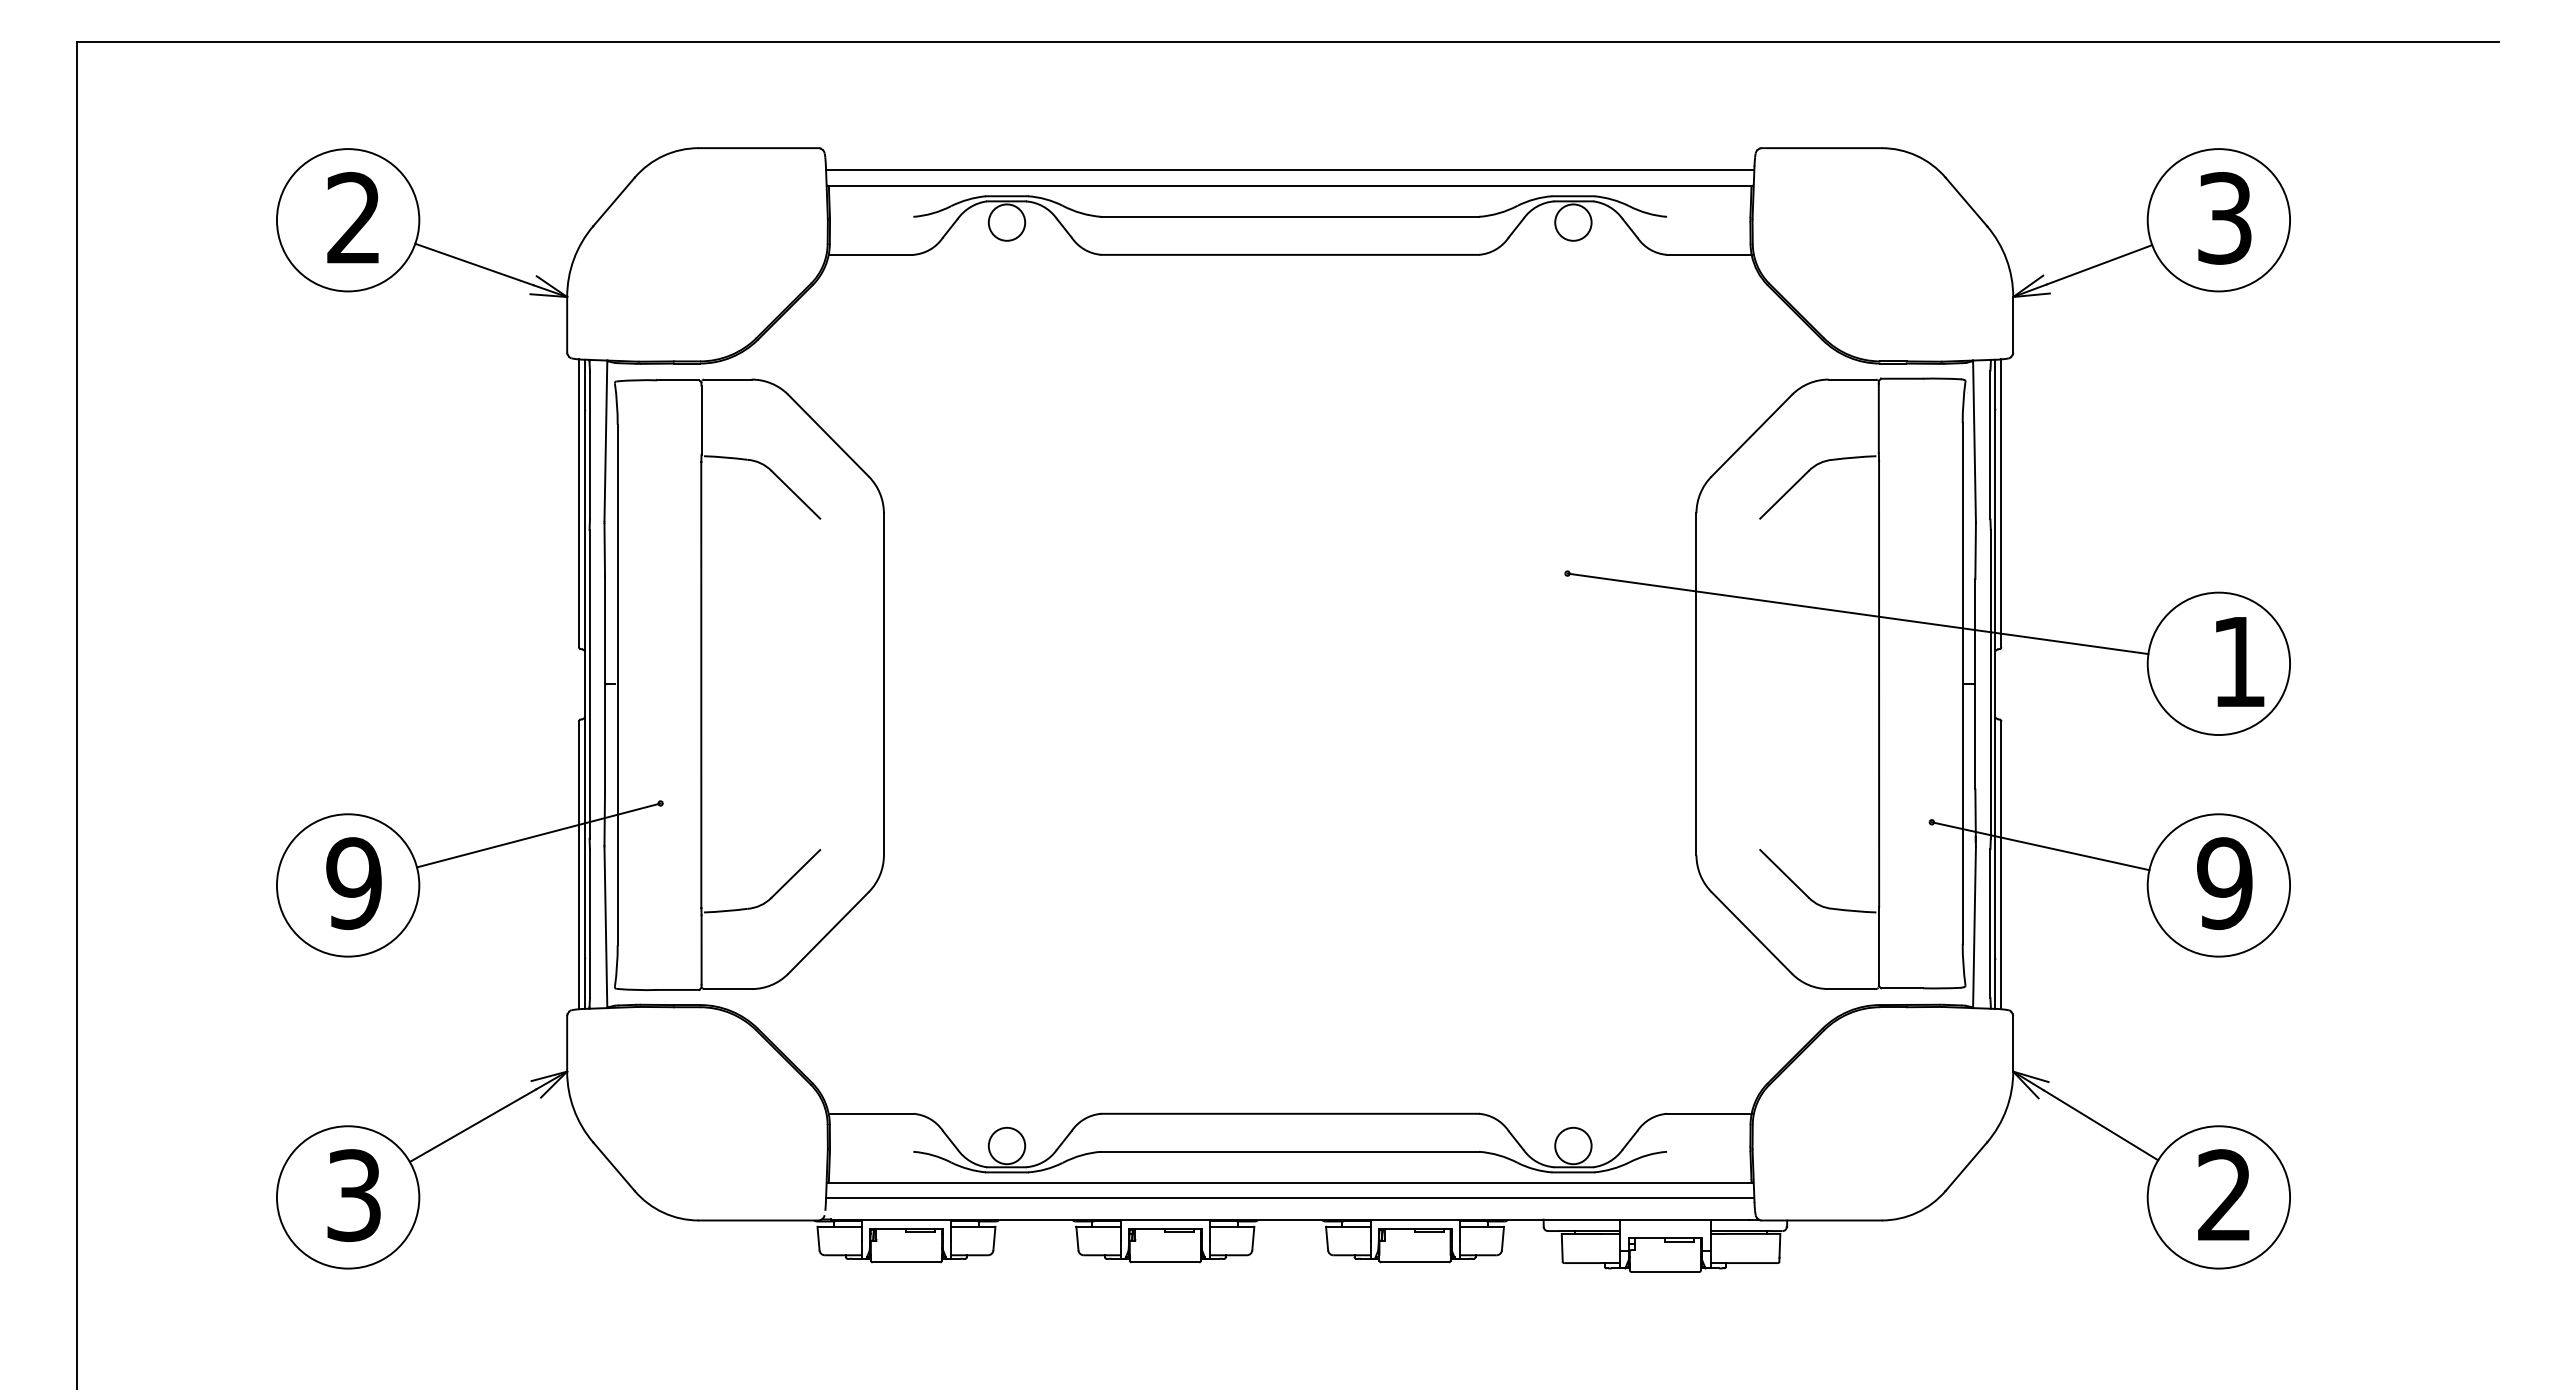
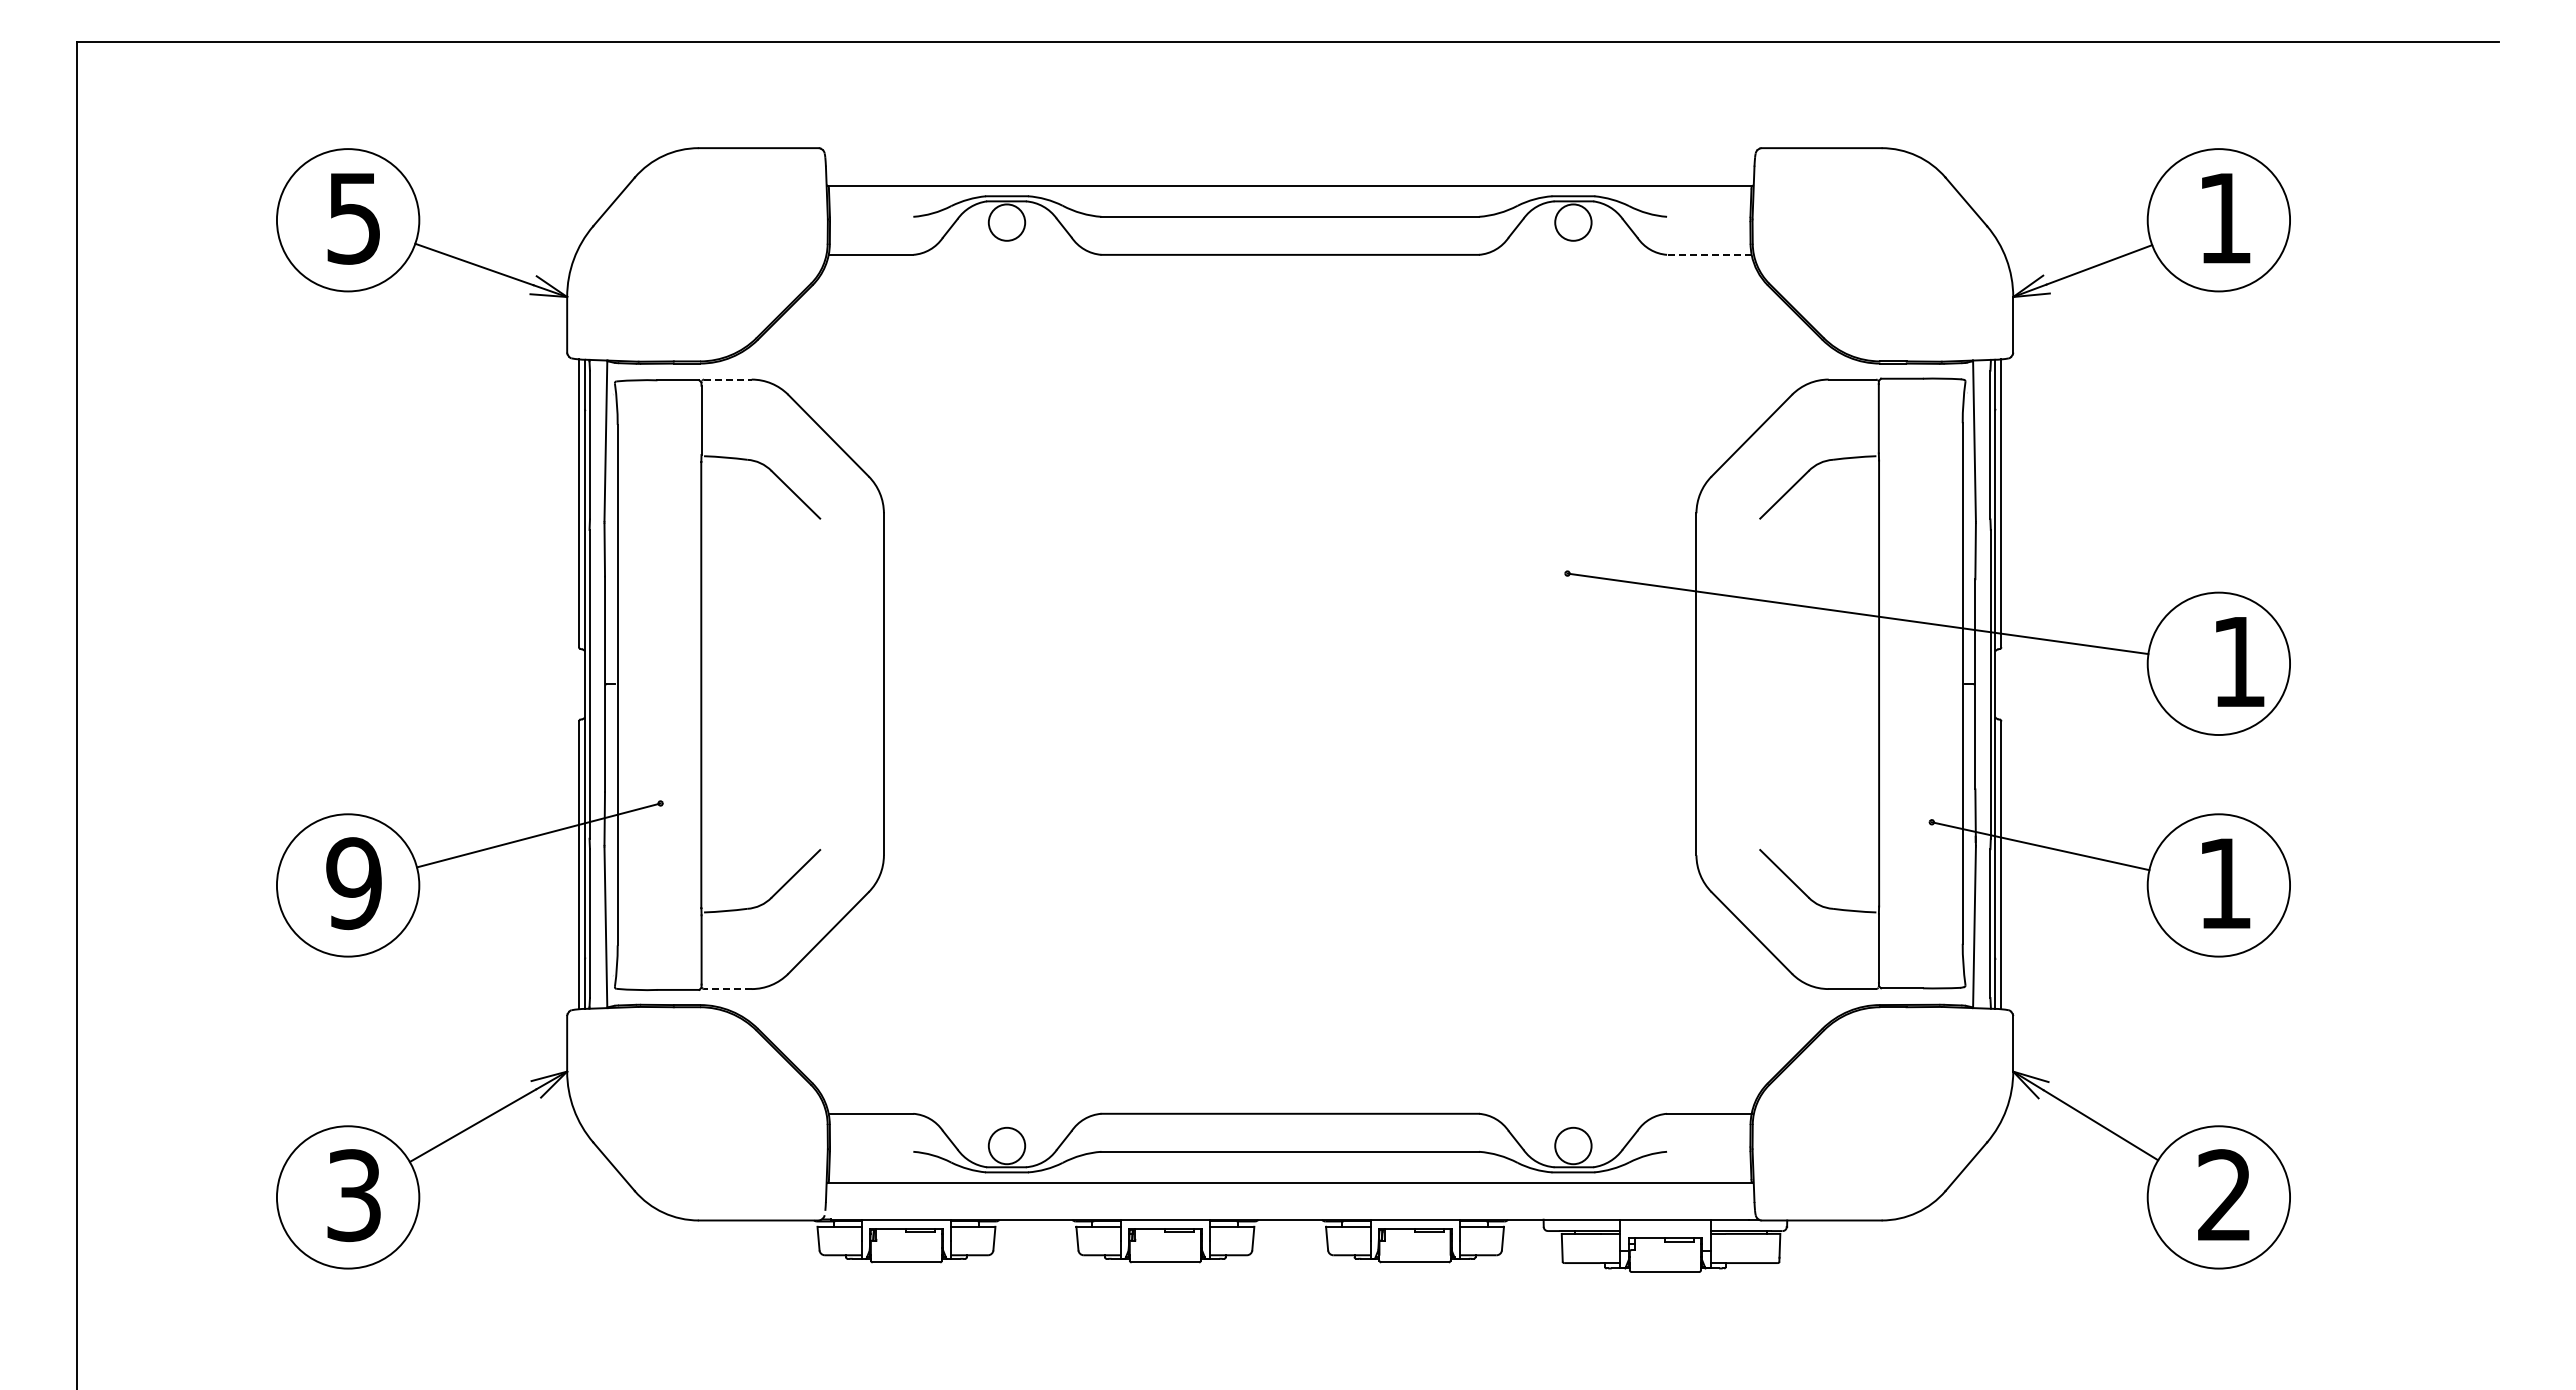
line: present -> none (1290, 170)
text: 2 -> 5 (353, 218)
text: 3 -> 1 (2224, 218)
line: solid -> dashed (1708, 254)
line: solid -> dashed (727, 379)
text: 9 -> 1 (2224, 883)
line: solid -> dashed (727, 989)
line: present -> none (1290, 1198)
